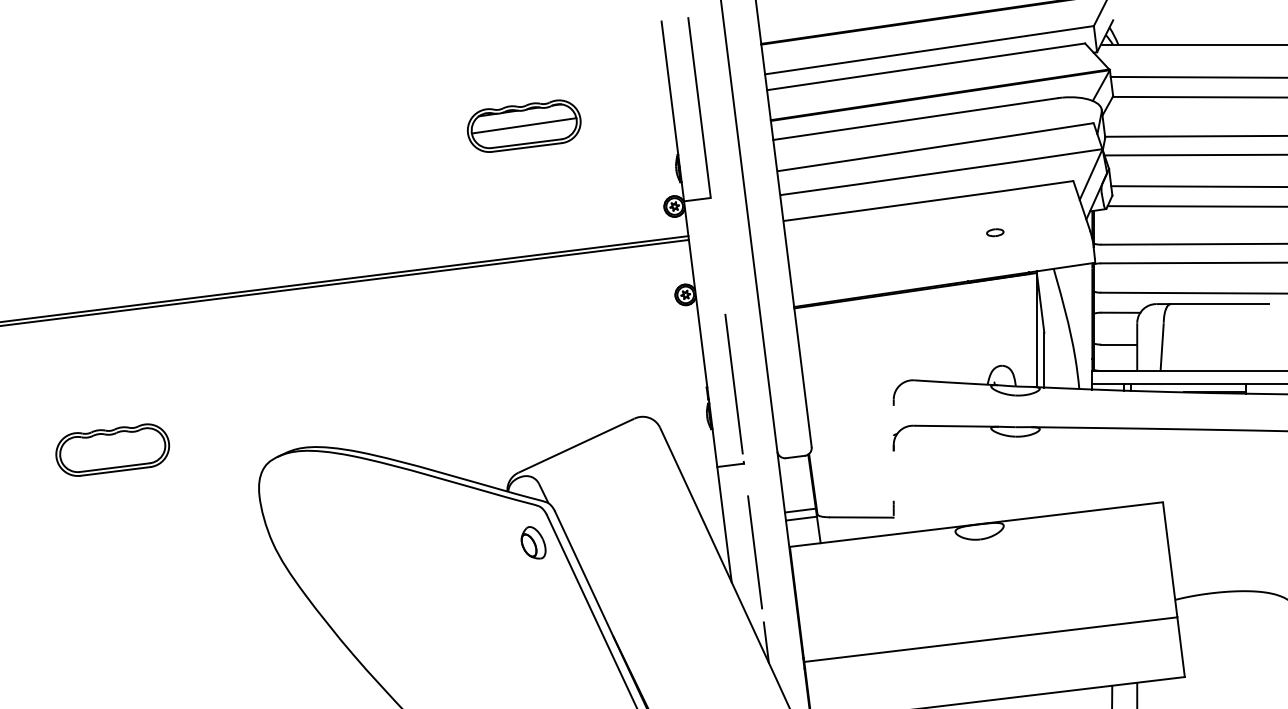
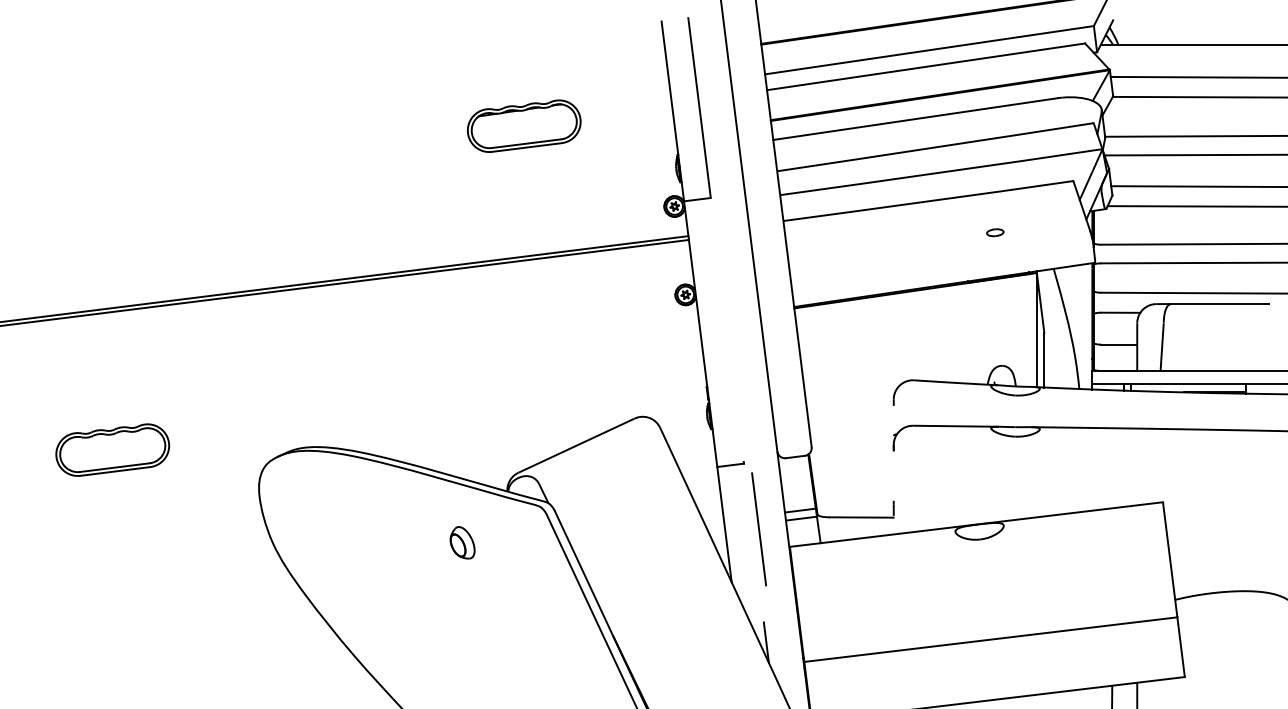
line: present -> none (523, 125)
line: present -> none (733, 383)
part position: (533, 542) -> (462, 542) (462, 542)
line position: (754, 552) -> (758, 529) (758, 529)
